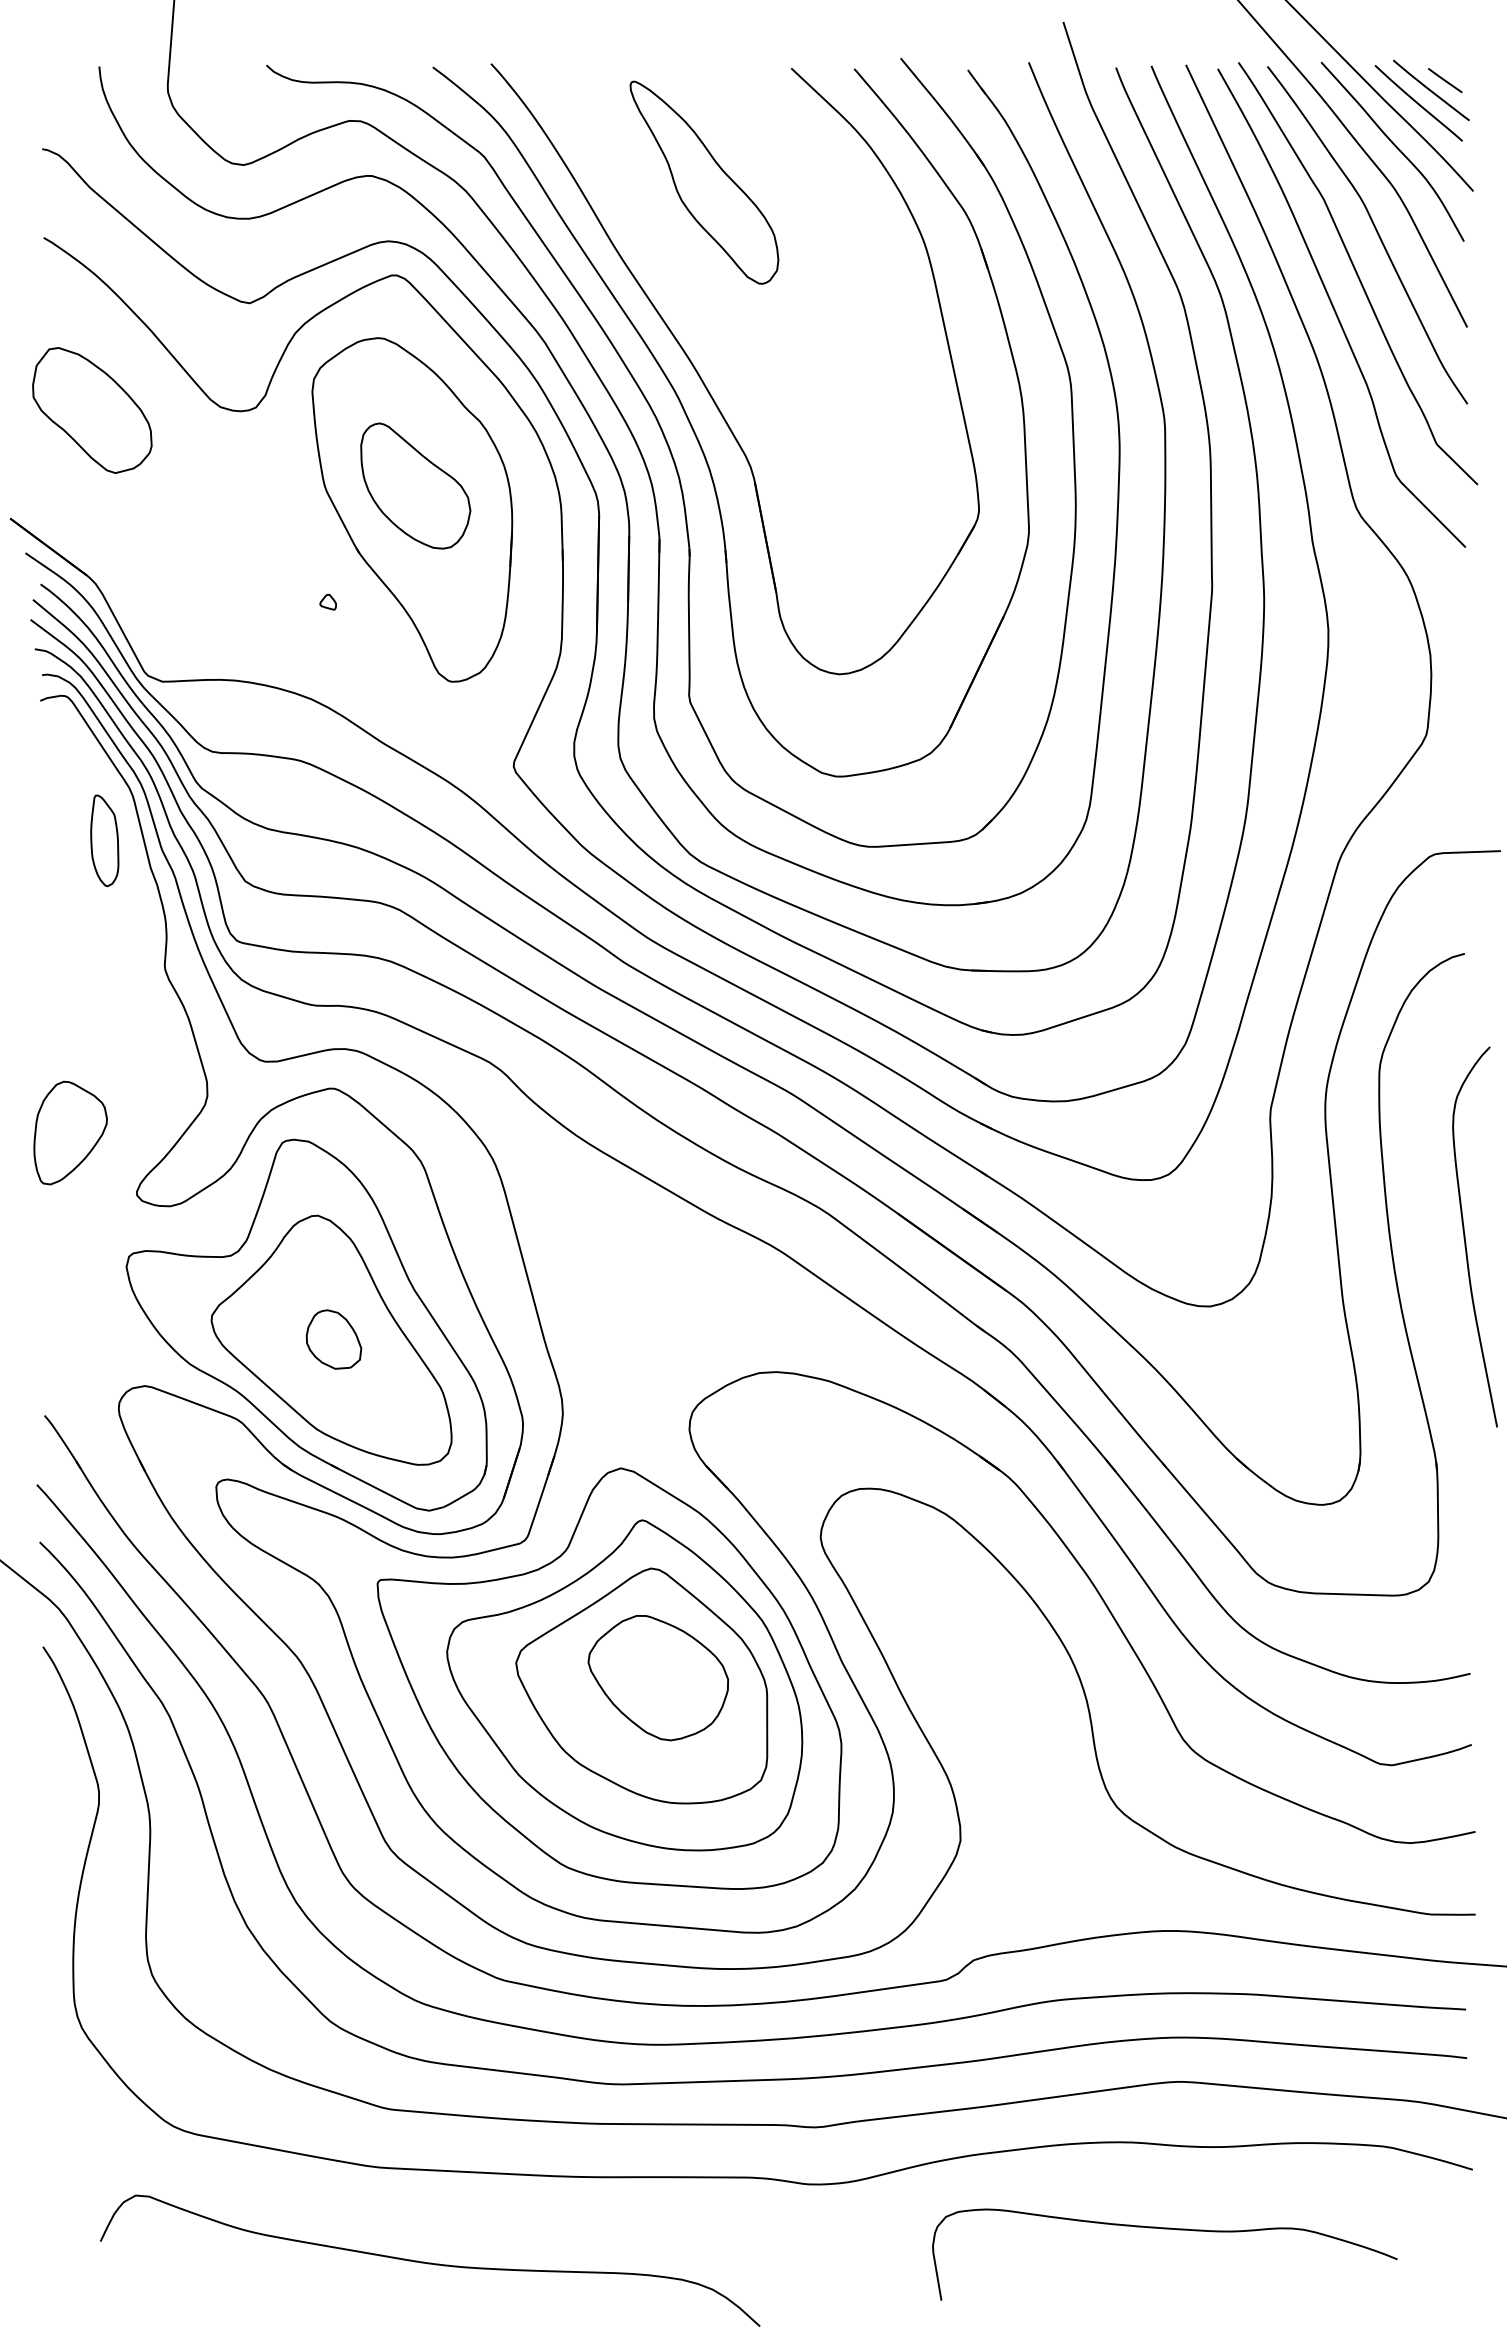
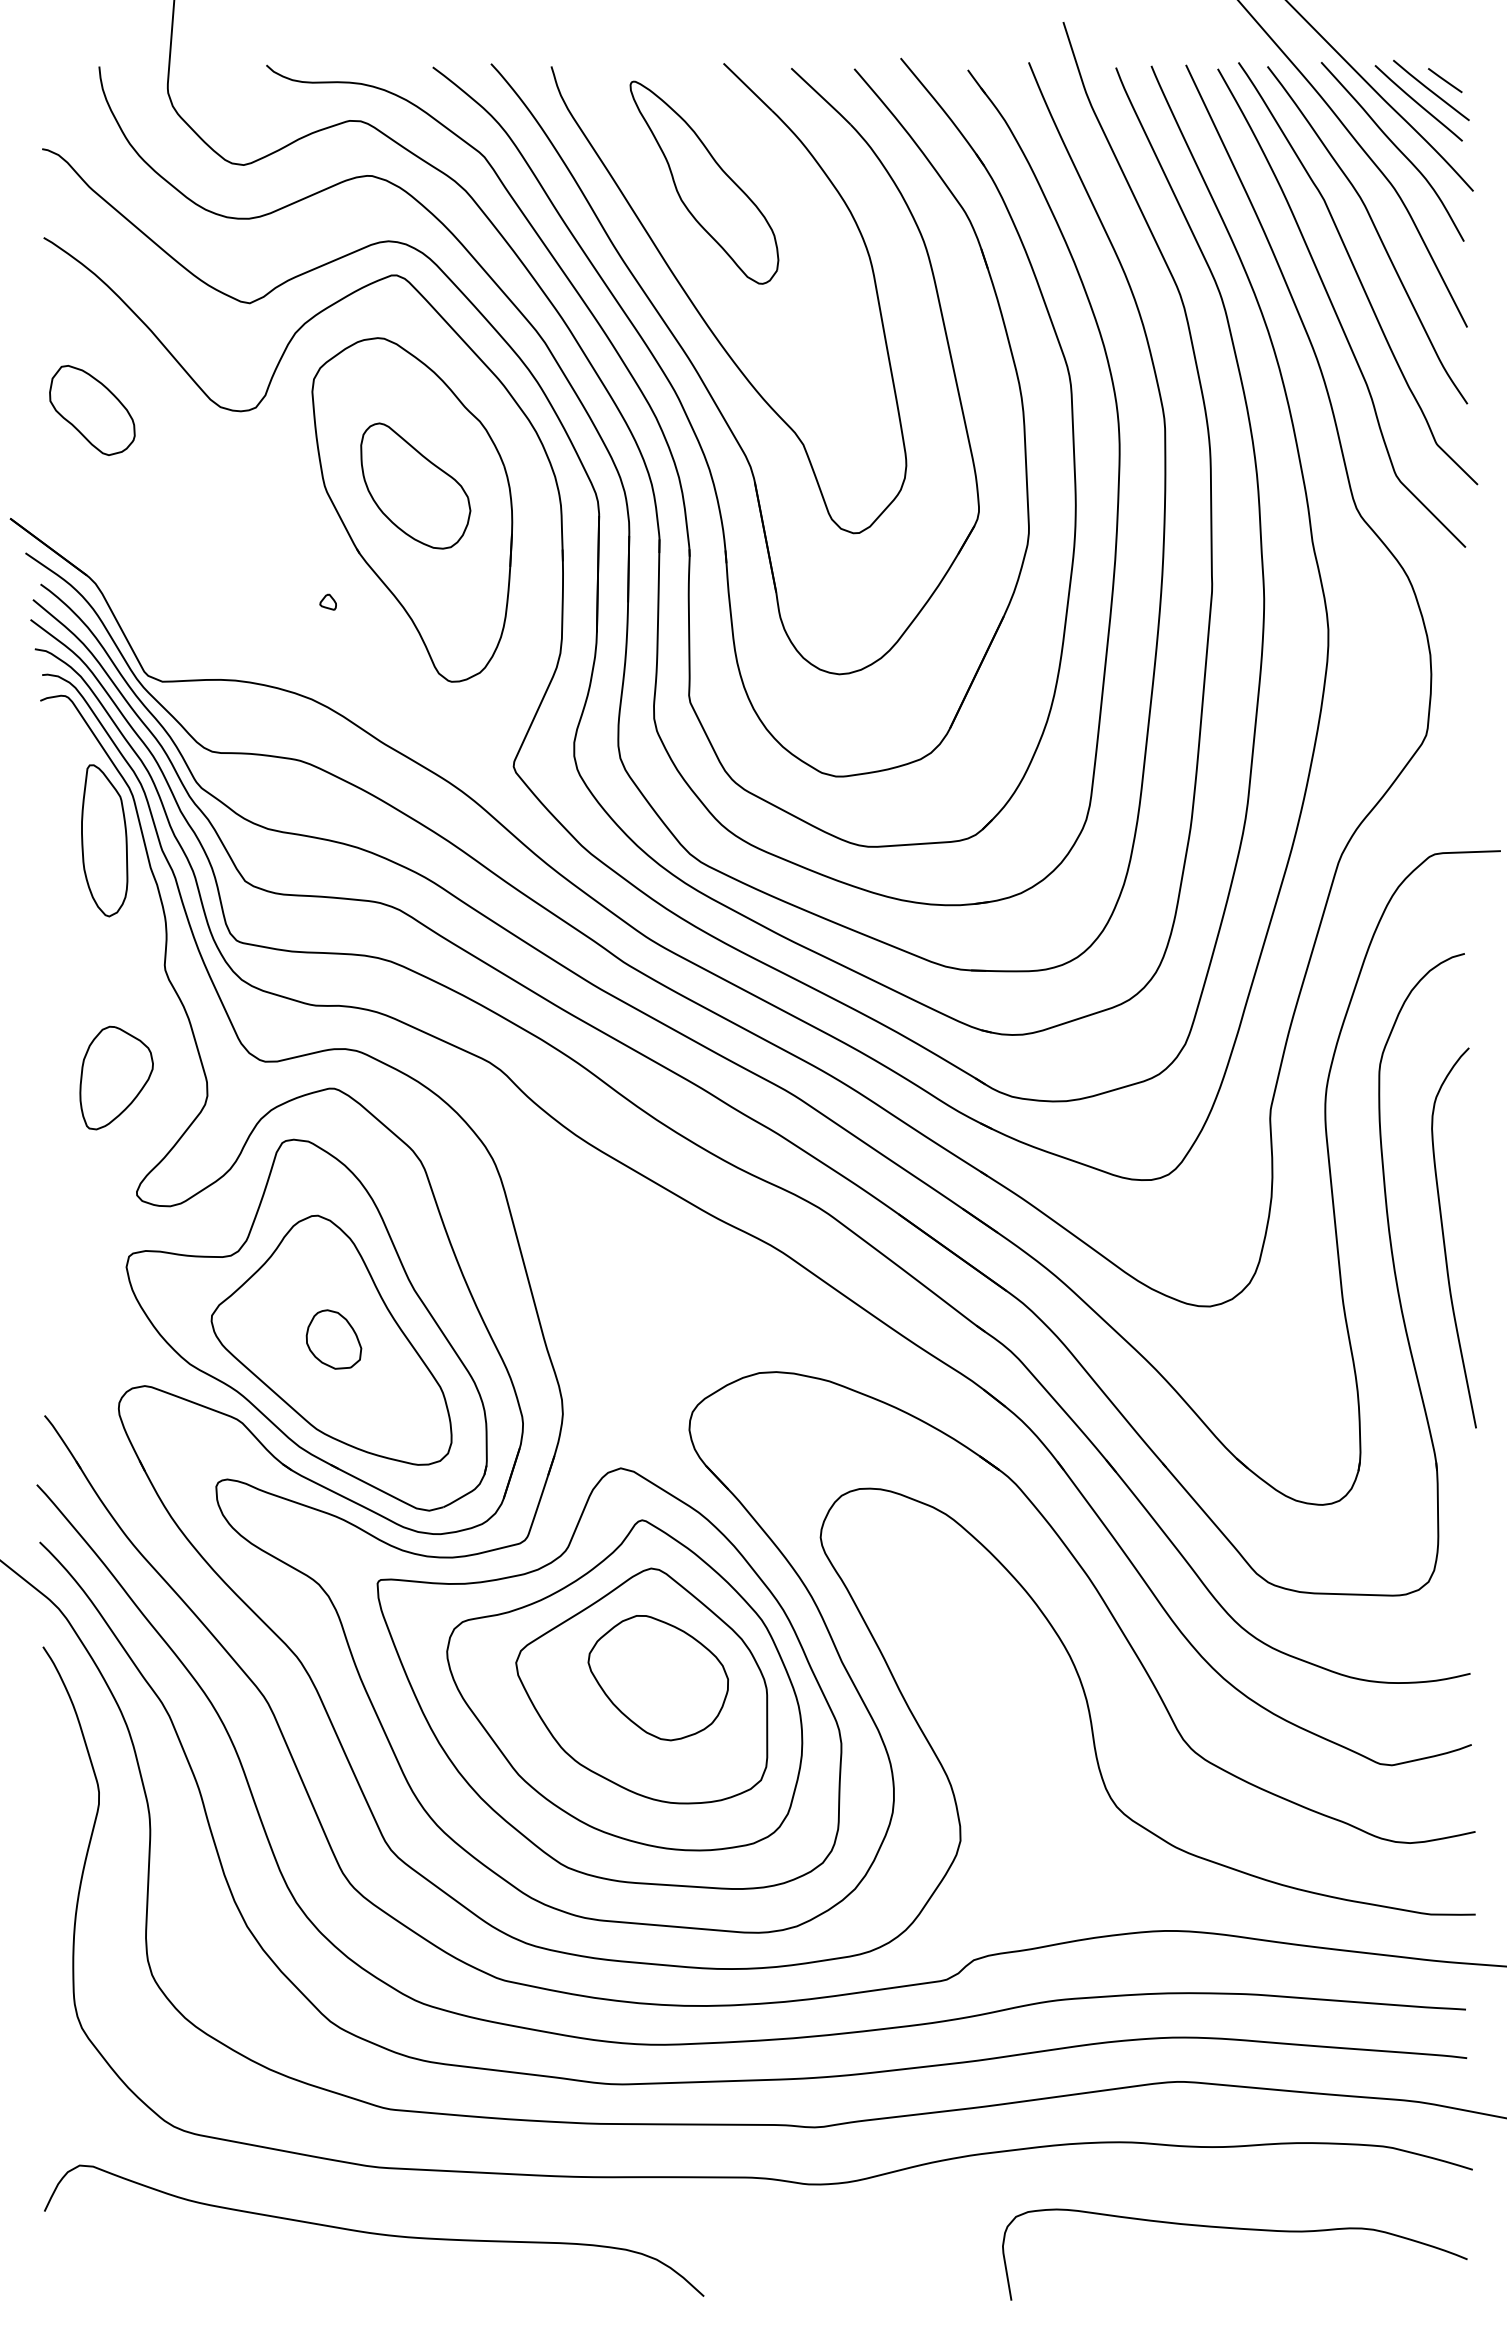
part: none -> present (701, 314)
part size: 121x127 px -> 87x91 px (92, 410)
part size: 30x94 px -> 48x154 px (104, 840)
part position: (70, 1132) -> (116, 1077) (116, 1077)
curve position: (1465, 1236) -> (1444, 1237) (1444, 1237)
curve position: (1164, 2229) -> (1234, 2229) (1234, 2229)
curve position: (430, 2262) -> (374, 2232) (374, 2232)
